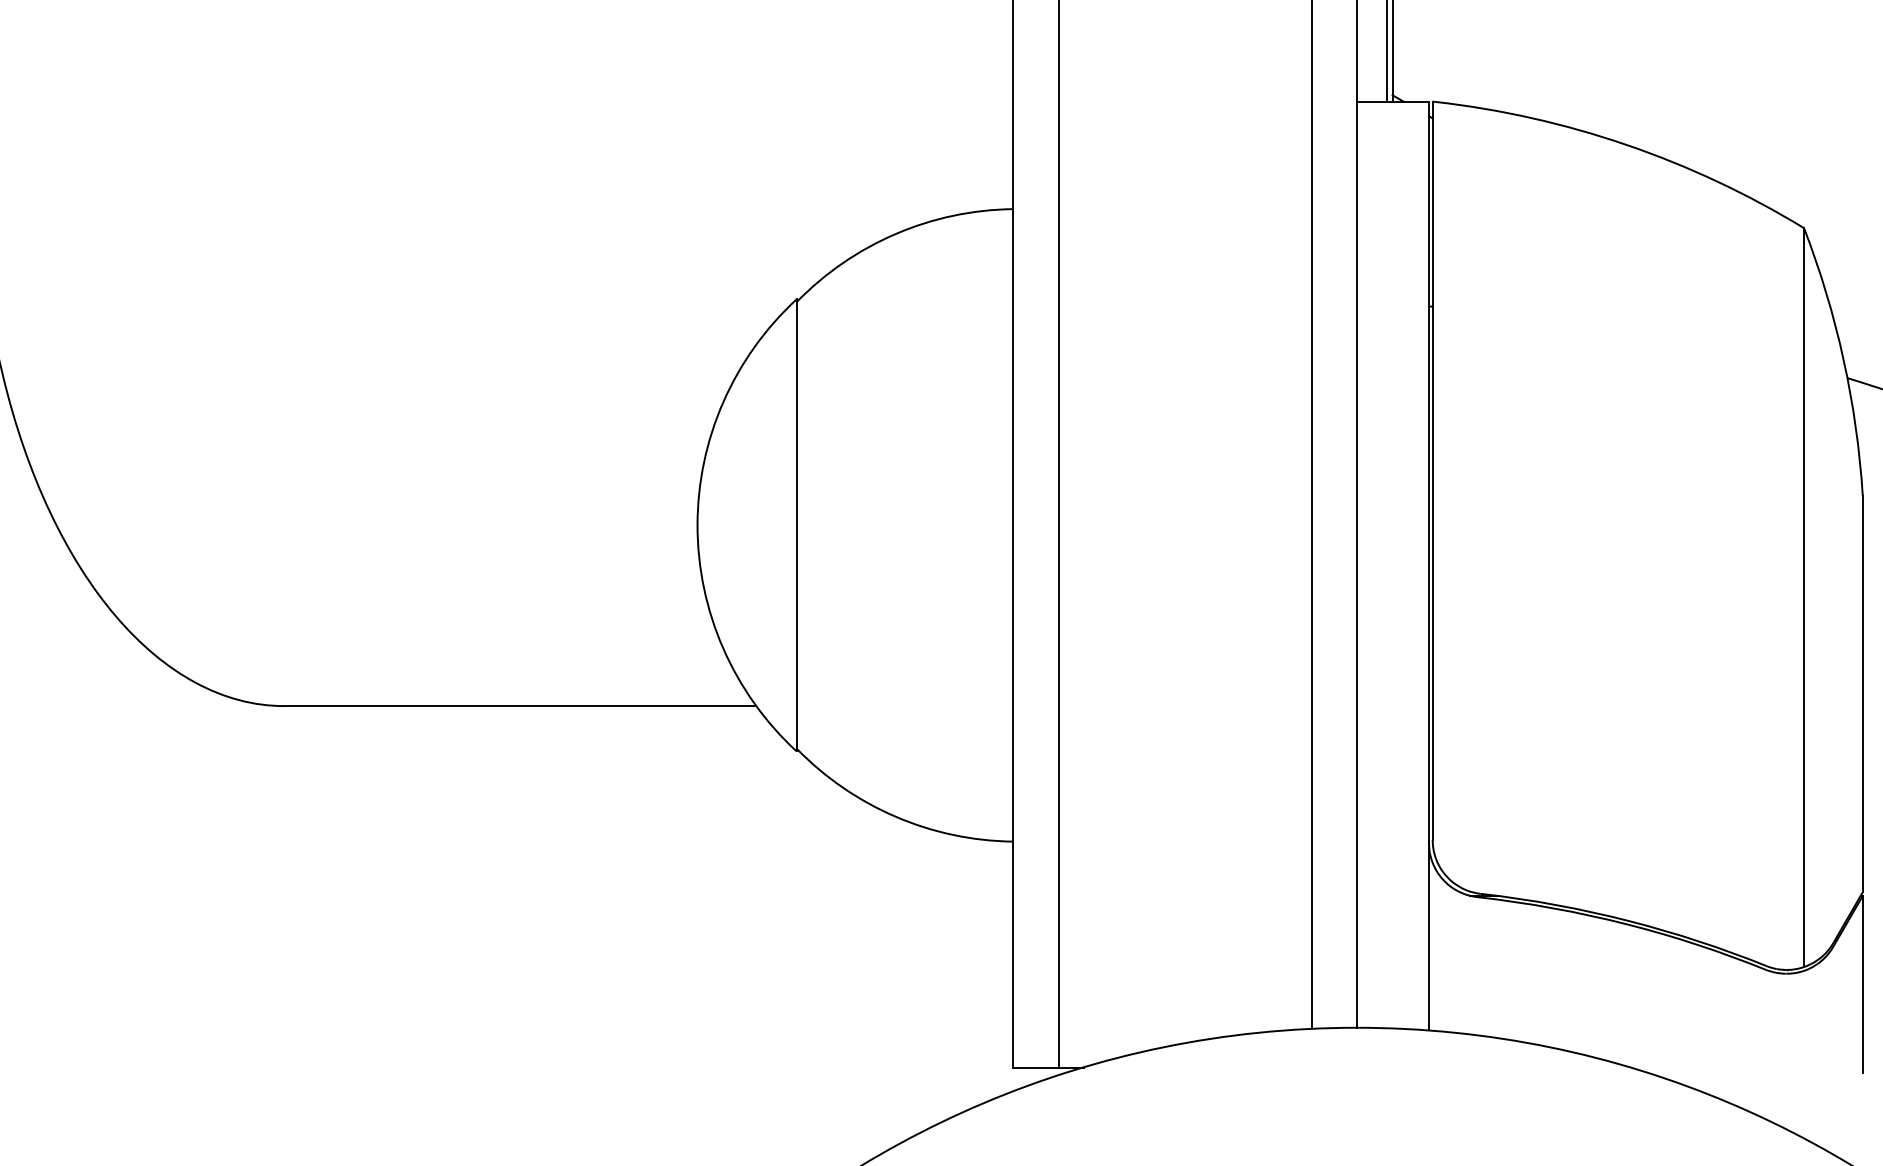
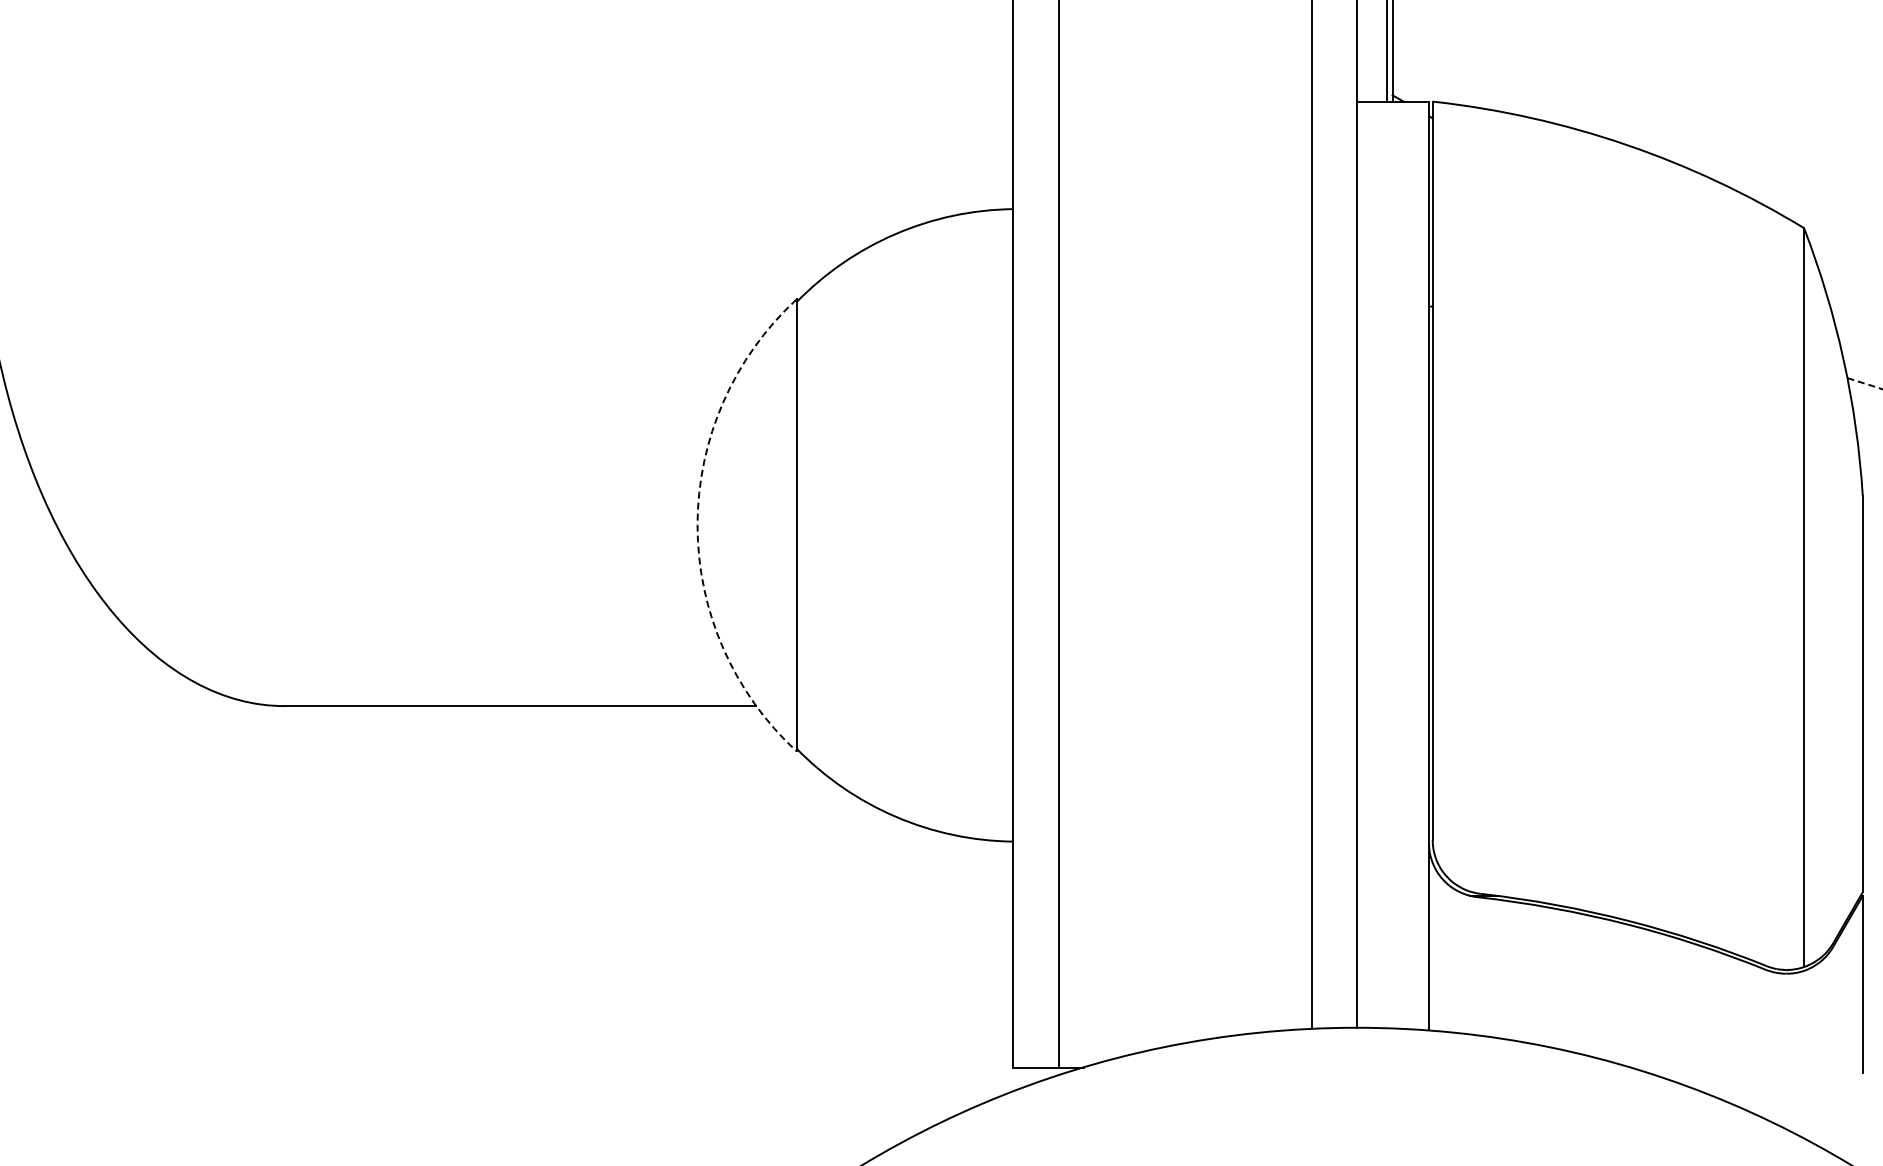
arc: solid -> dashed (1864, 383)
arc: solid -> dashed (697, 525)
